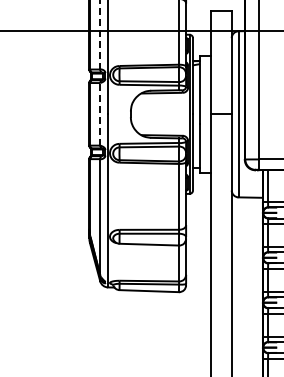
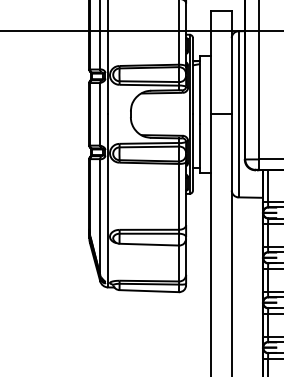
line: dashed -> solid (100, 34)
line: dashed -> solid (100, 113)
